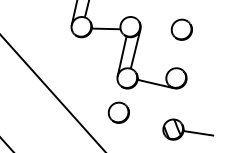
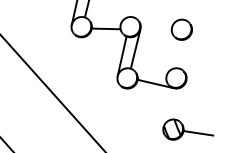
part: present -> none (118, 112)
